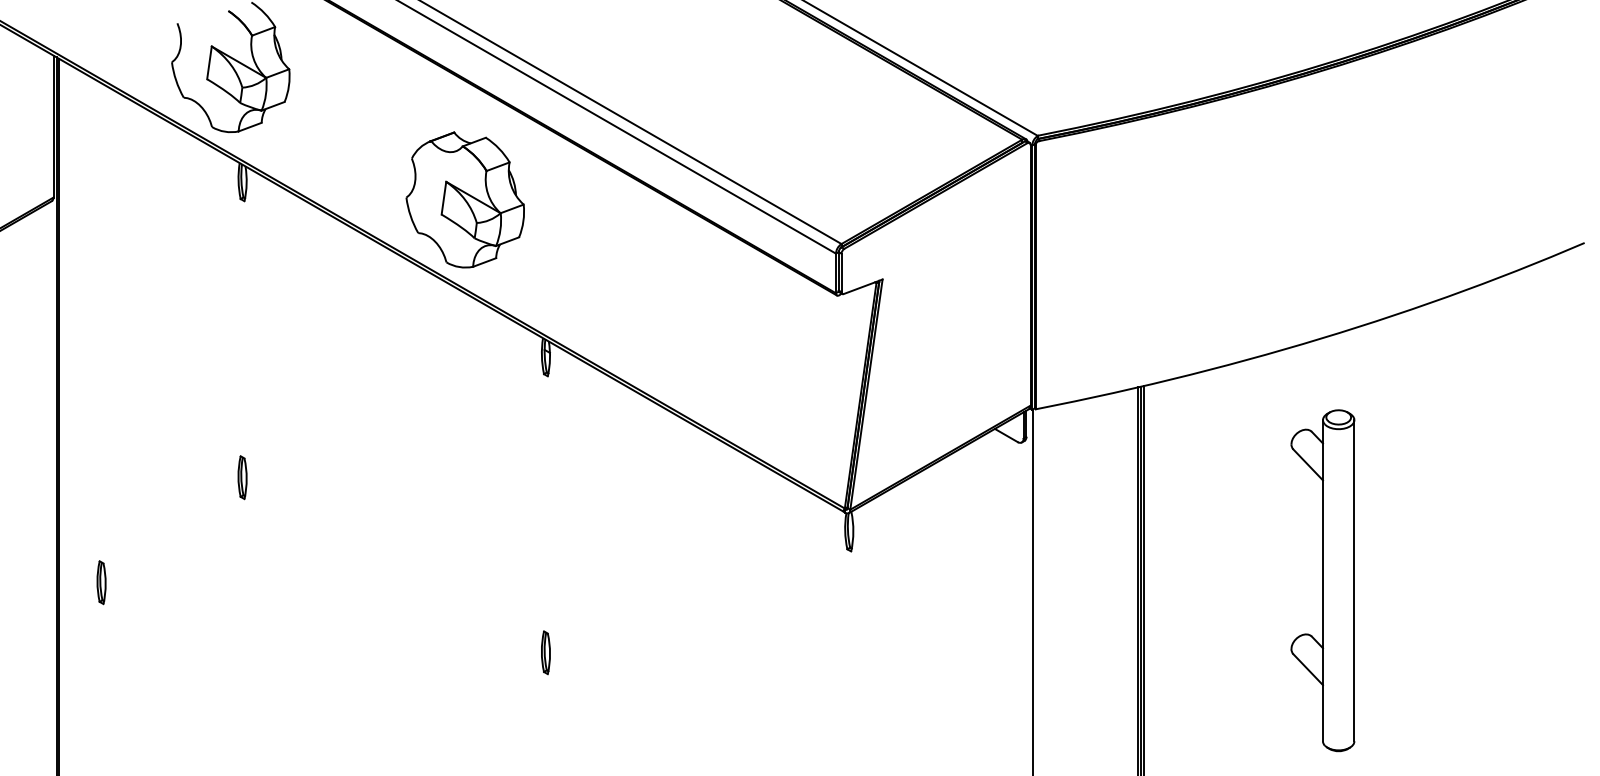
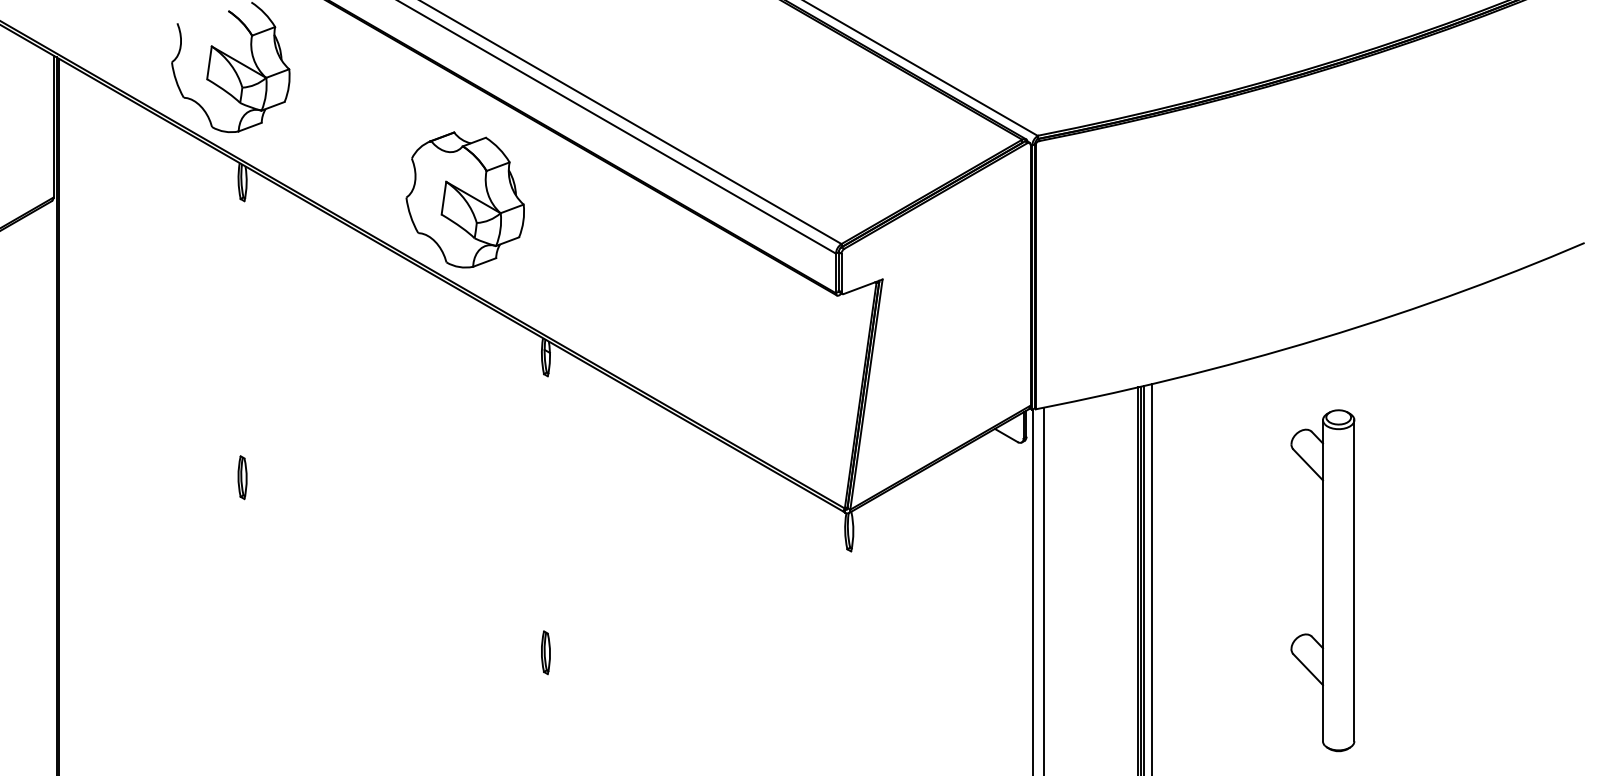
line: none -> present (1152, 578)
part: present -> none (101, 582)
line: none -> present (1043, 589)
